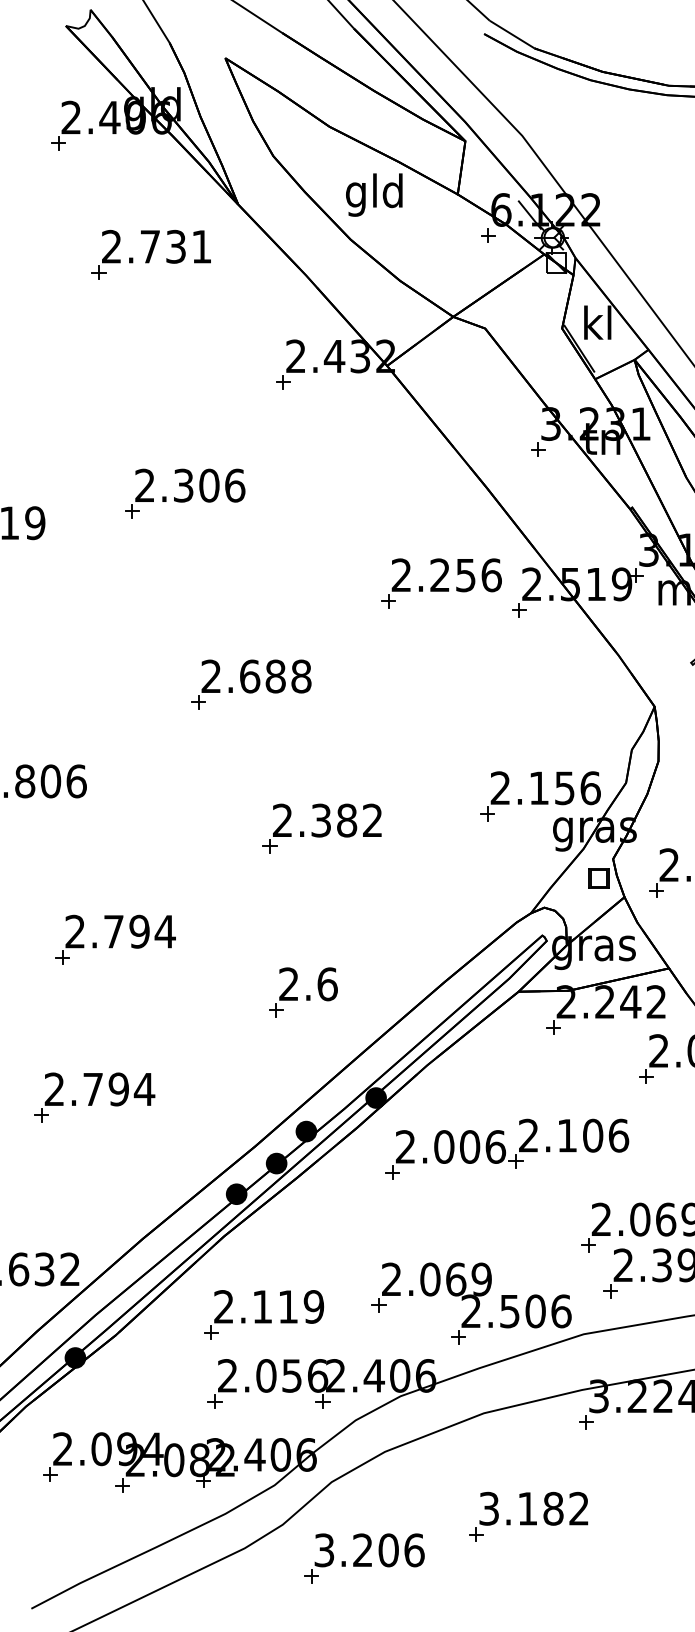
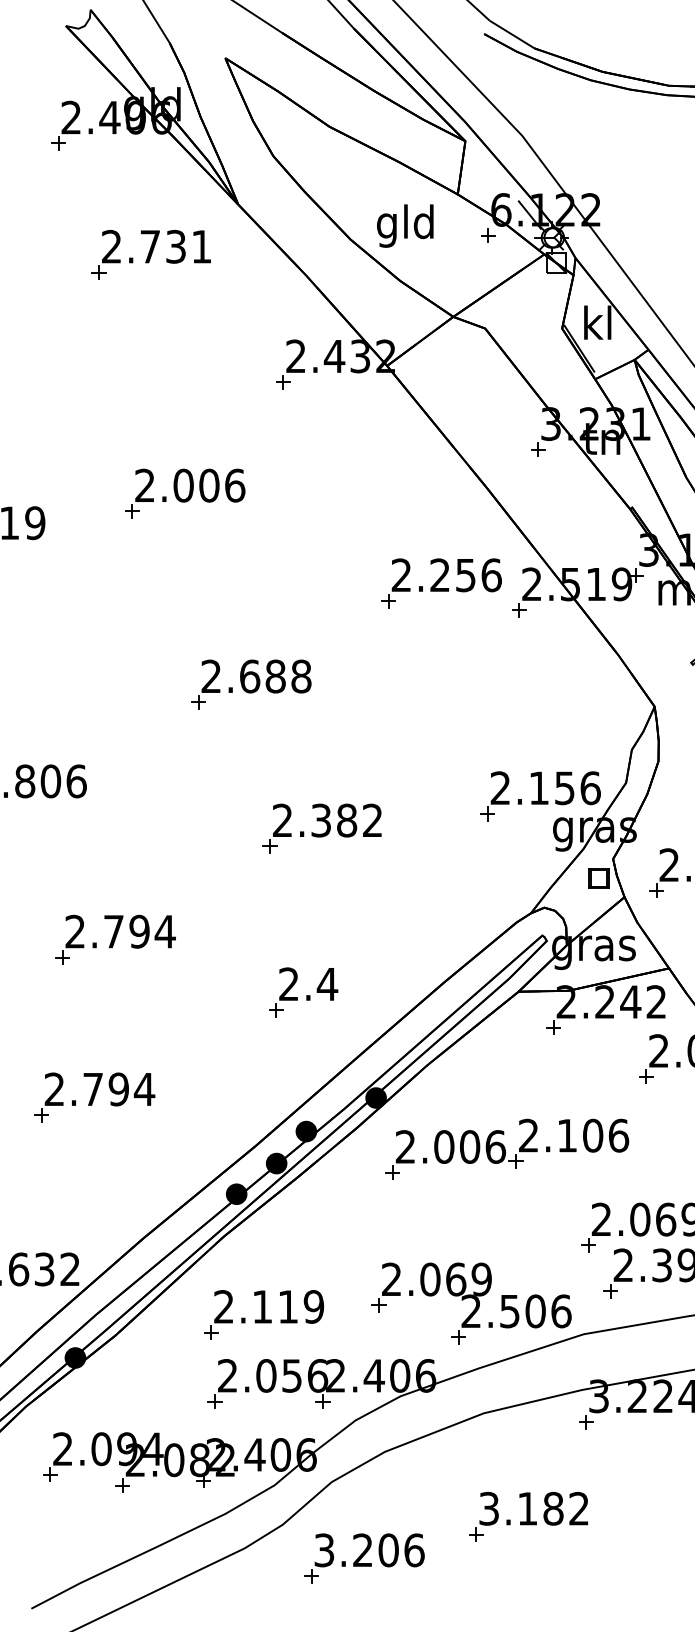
text position: (374, 194) -> (405, 225) (405, 225)
text: 2.306 -> 2.006 (183, 485)
text: 2.6 -> 2.4 (327, 984)
